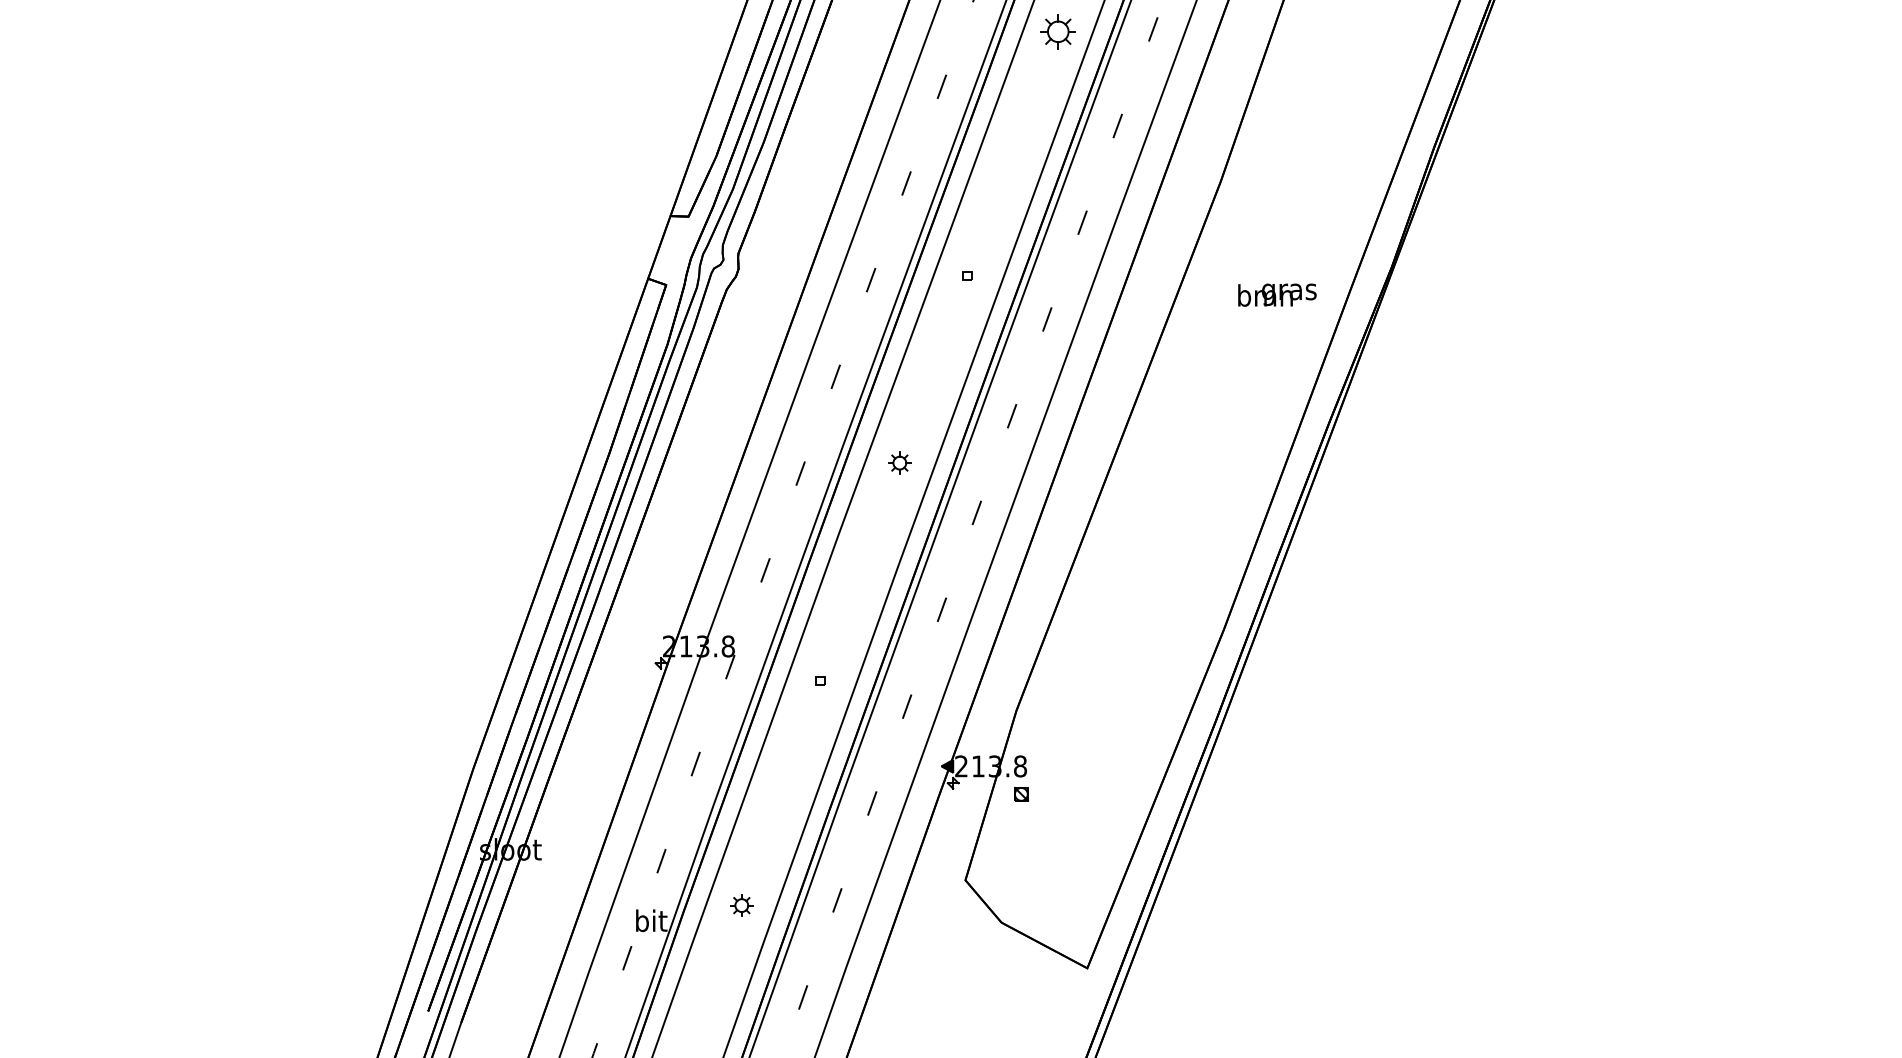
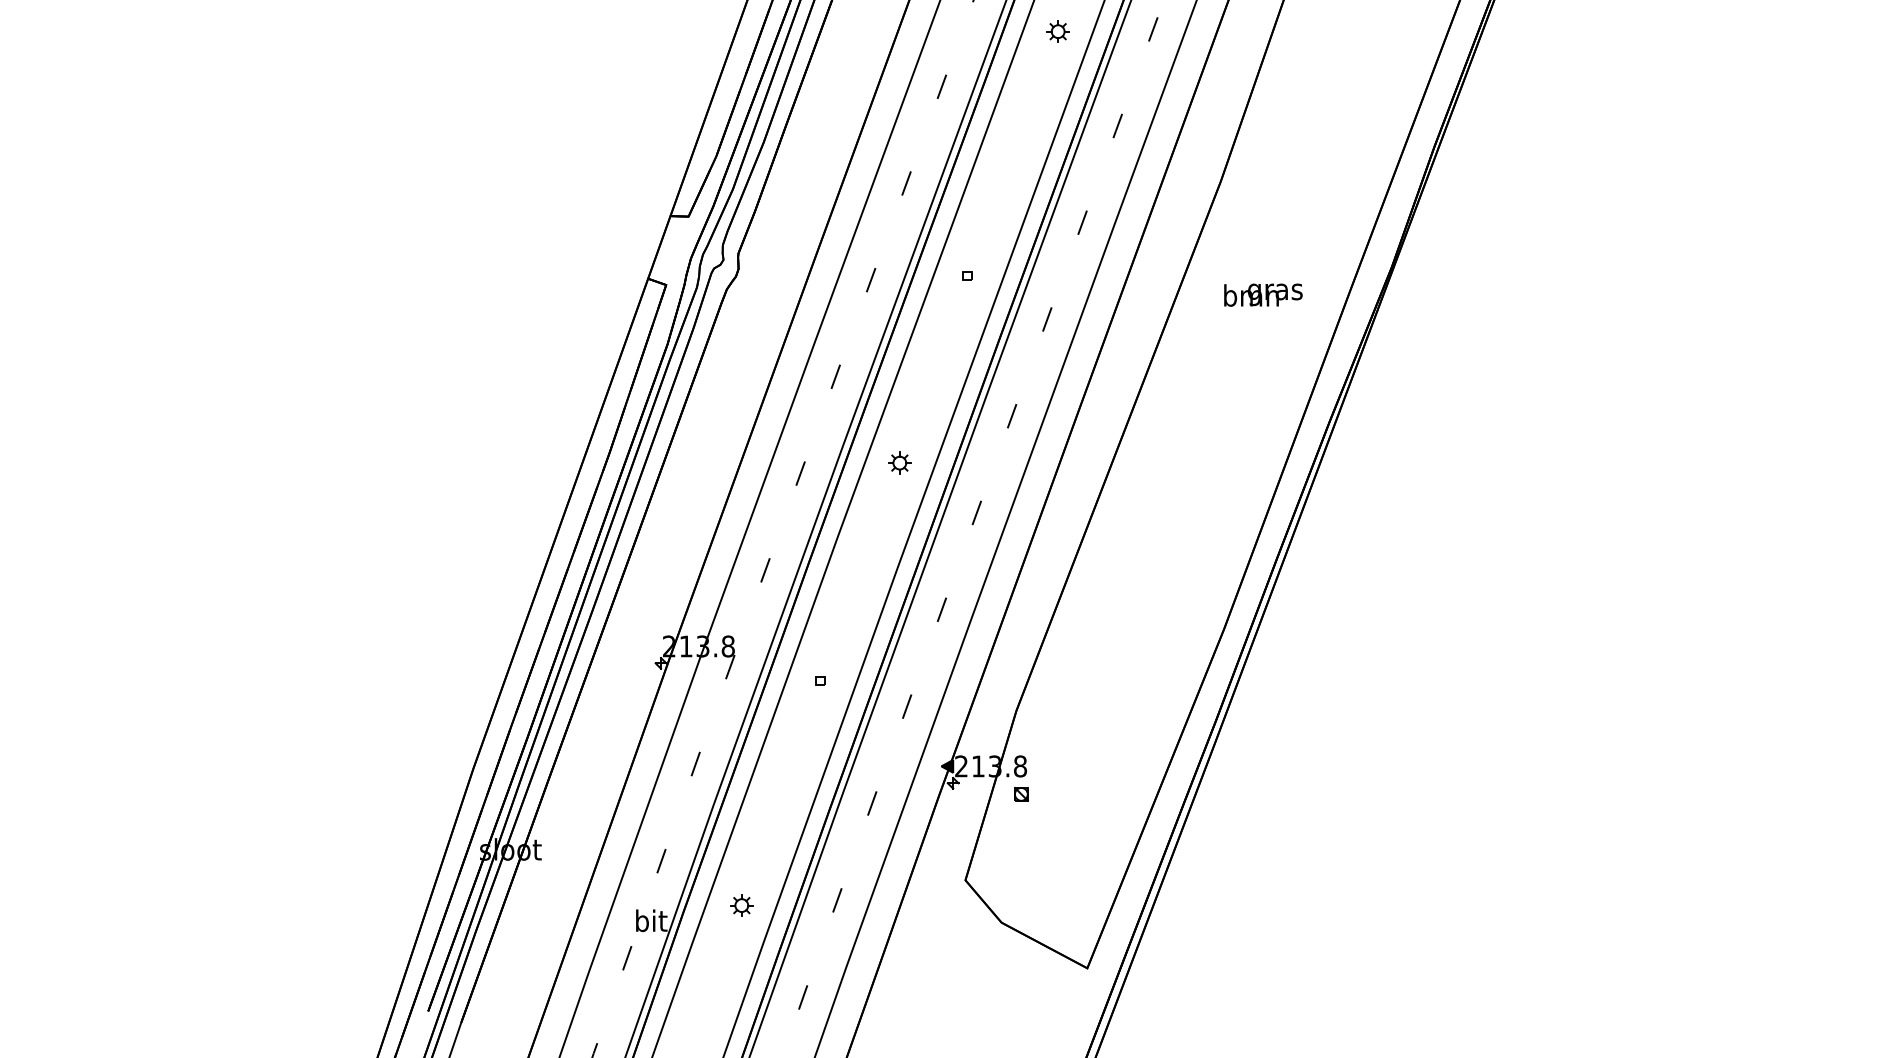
part size: 36x36 px -> 24x23 px (1057, 31)
text position: (1277, 294) -> (1263, 294) (1263, 294)
